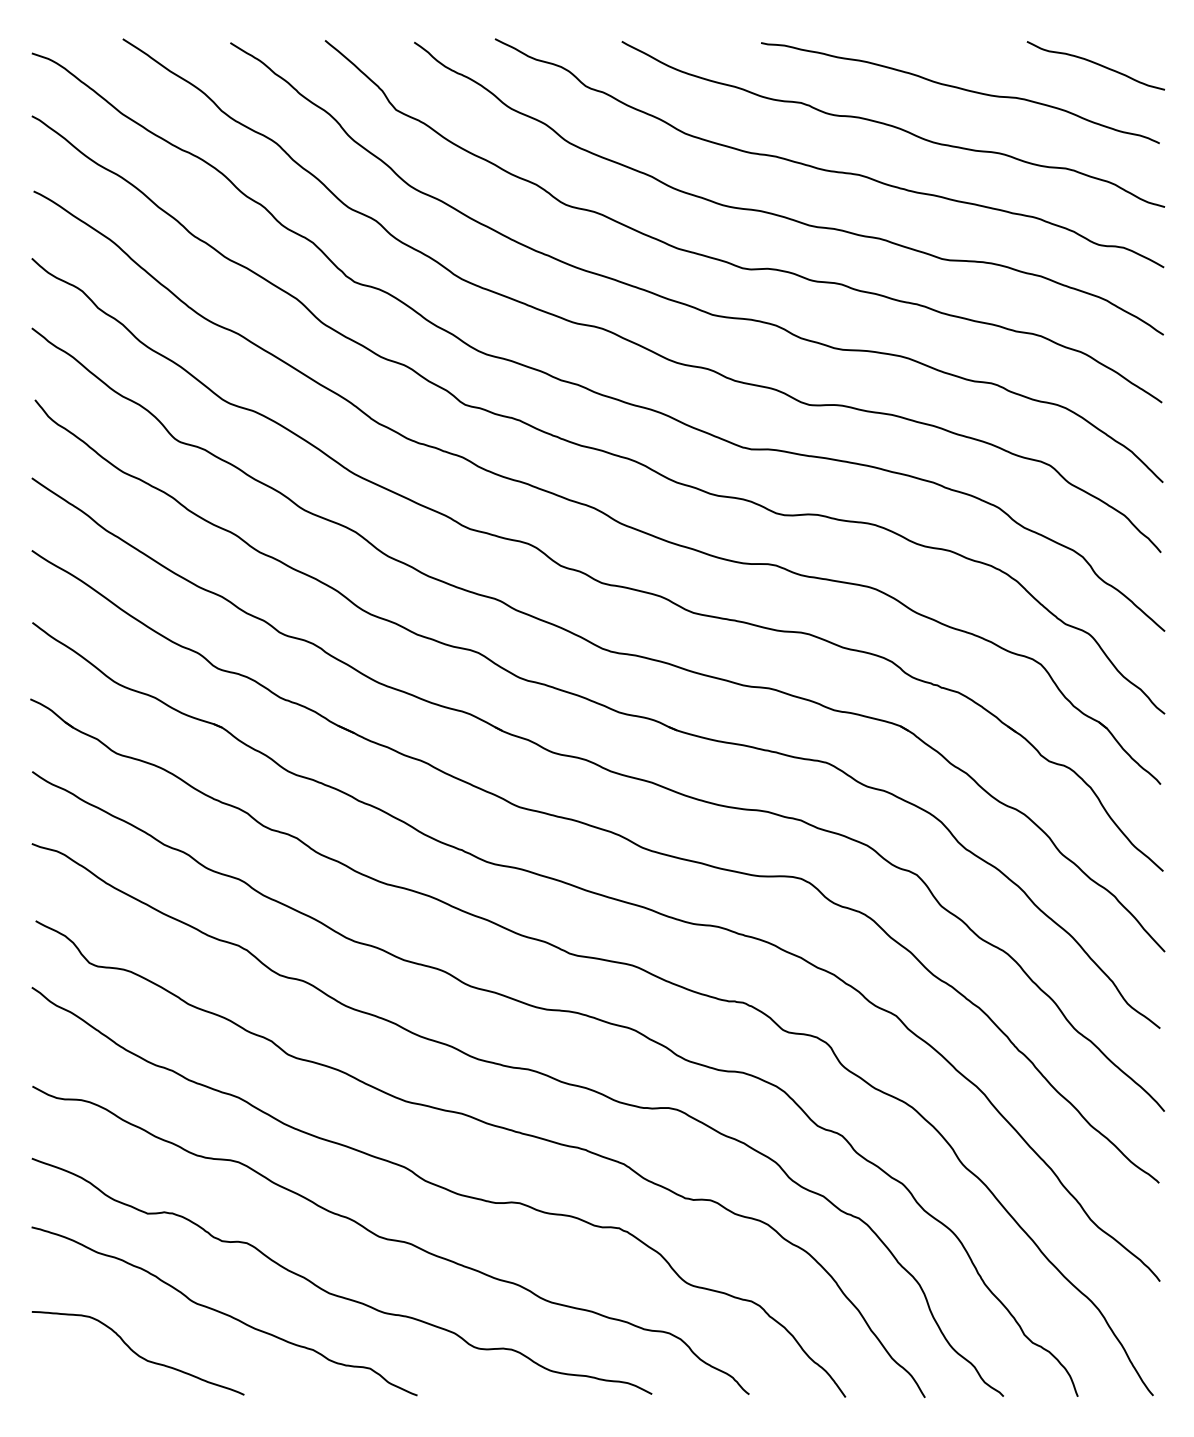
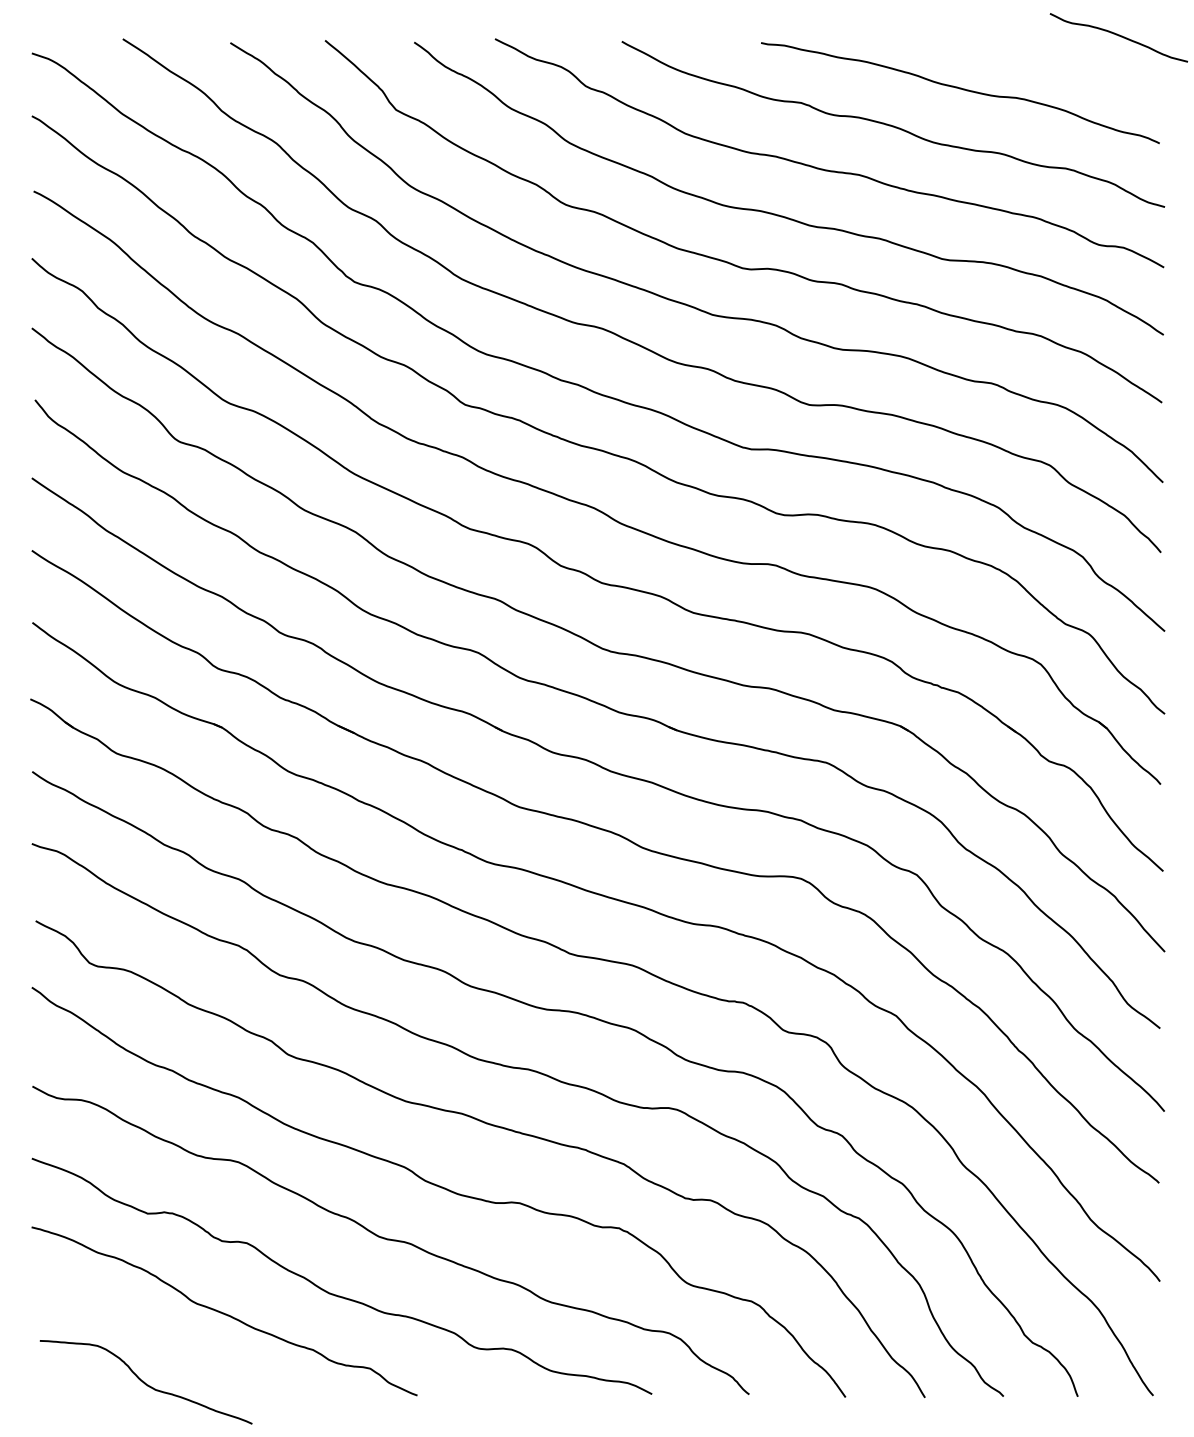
curve position: (1095, 64) -> (1118, 36) (1118, 36)
curve position: (137, 1353) -> (145, 1382) (145, 1382)
